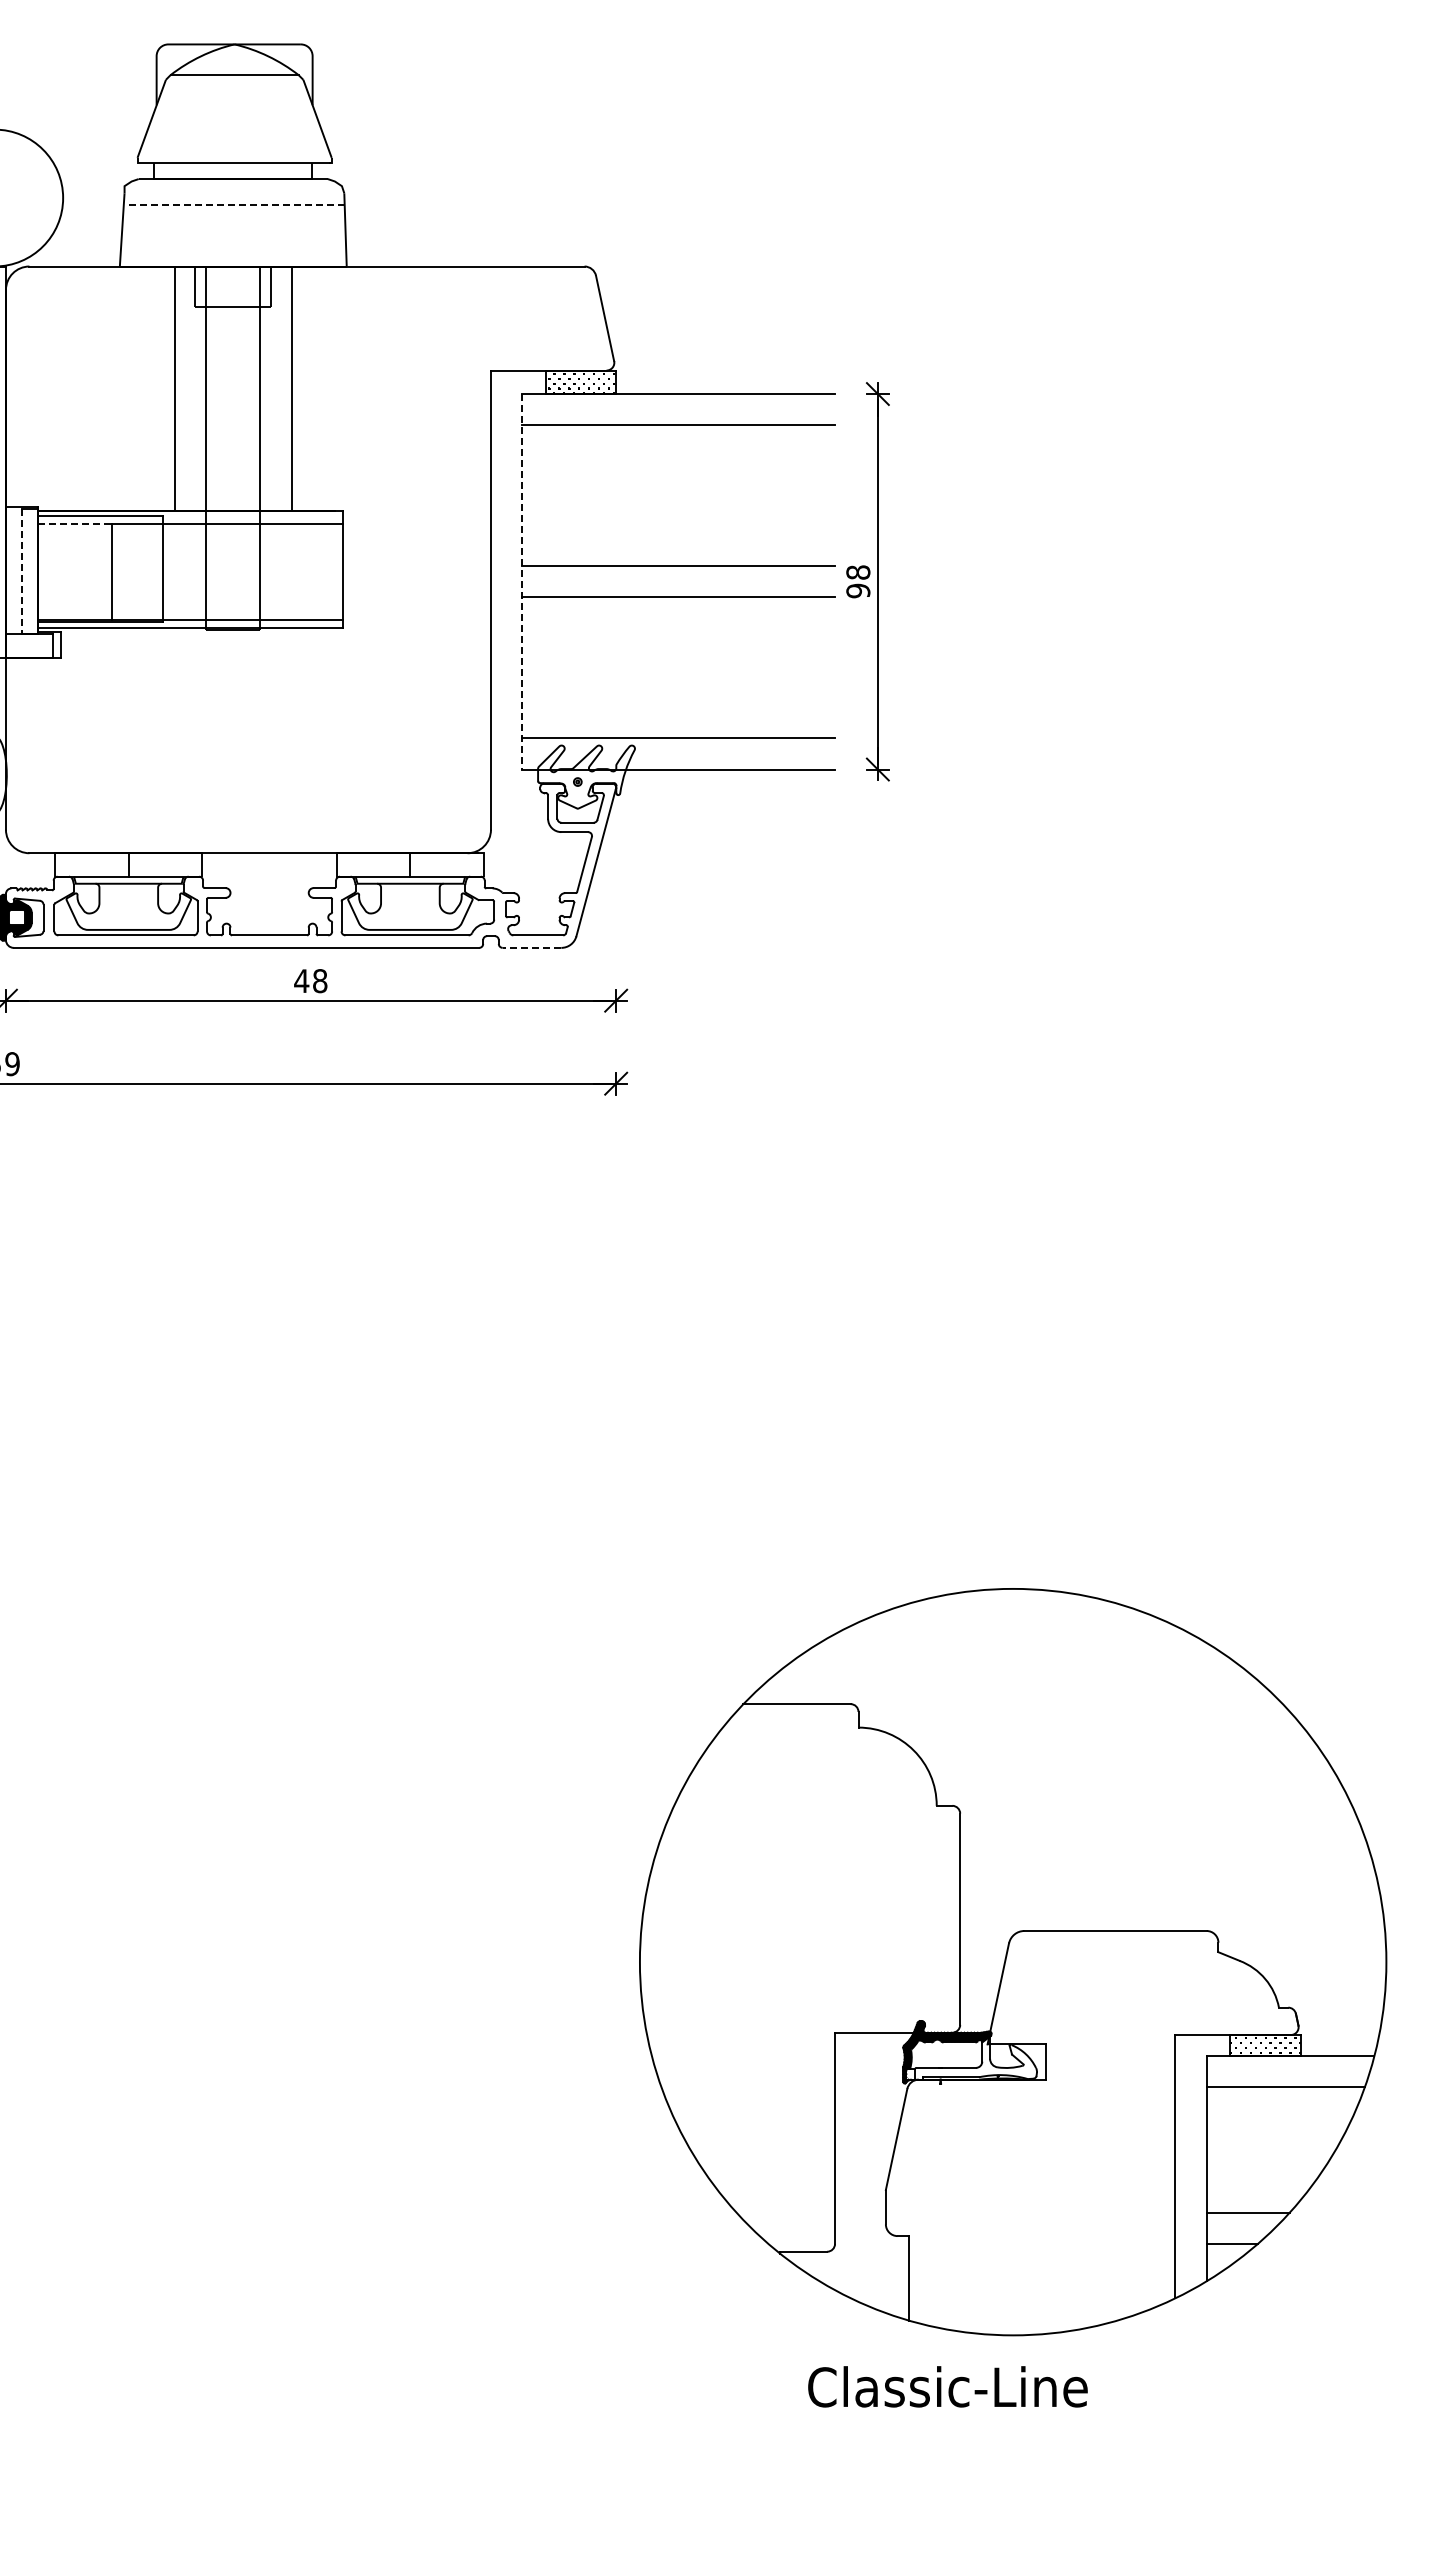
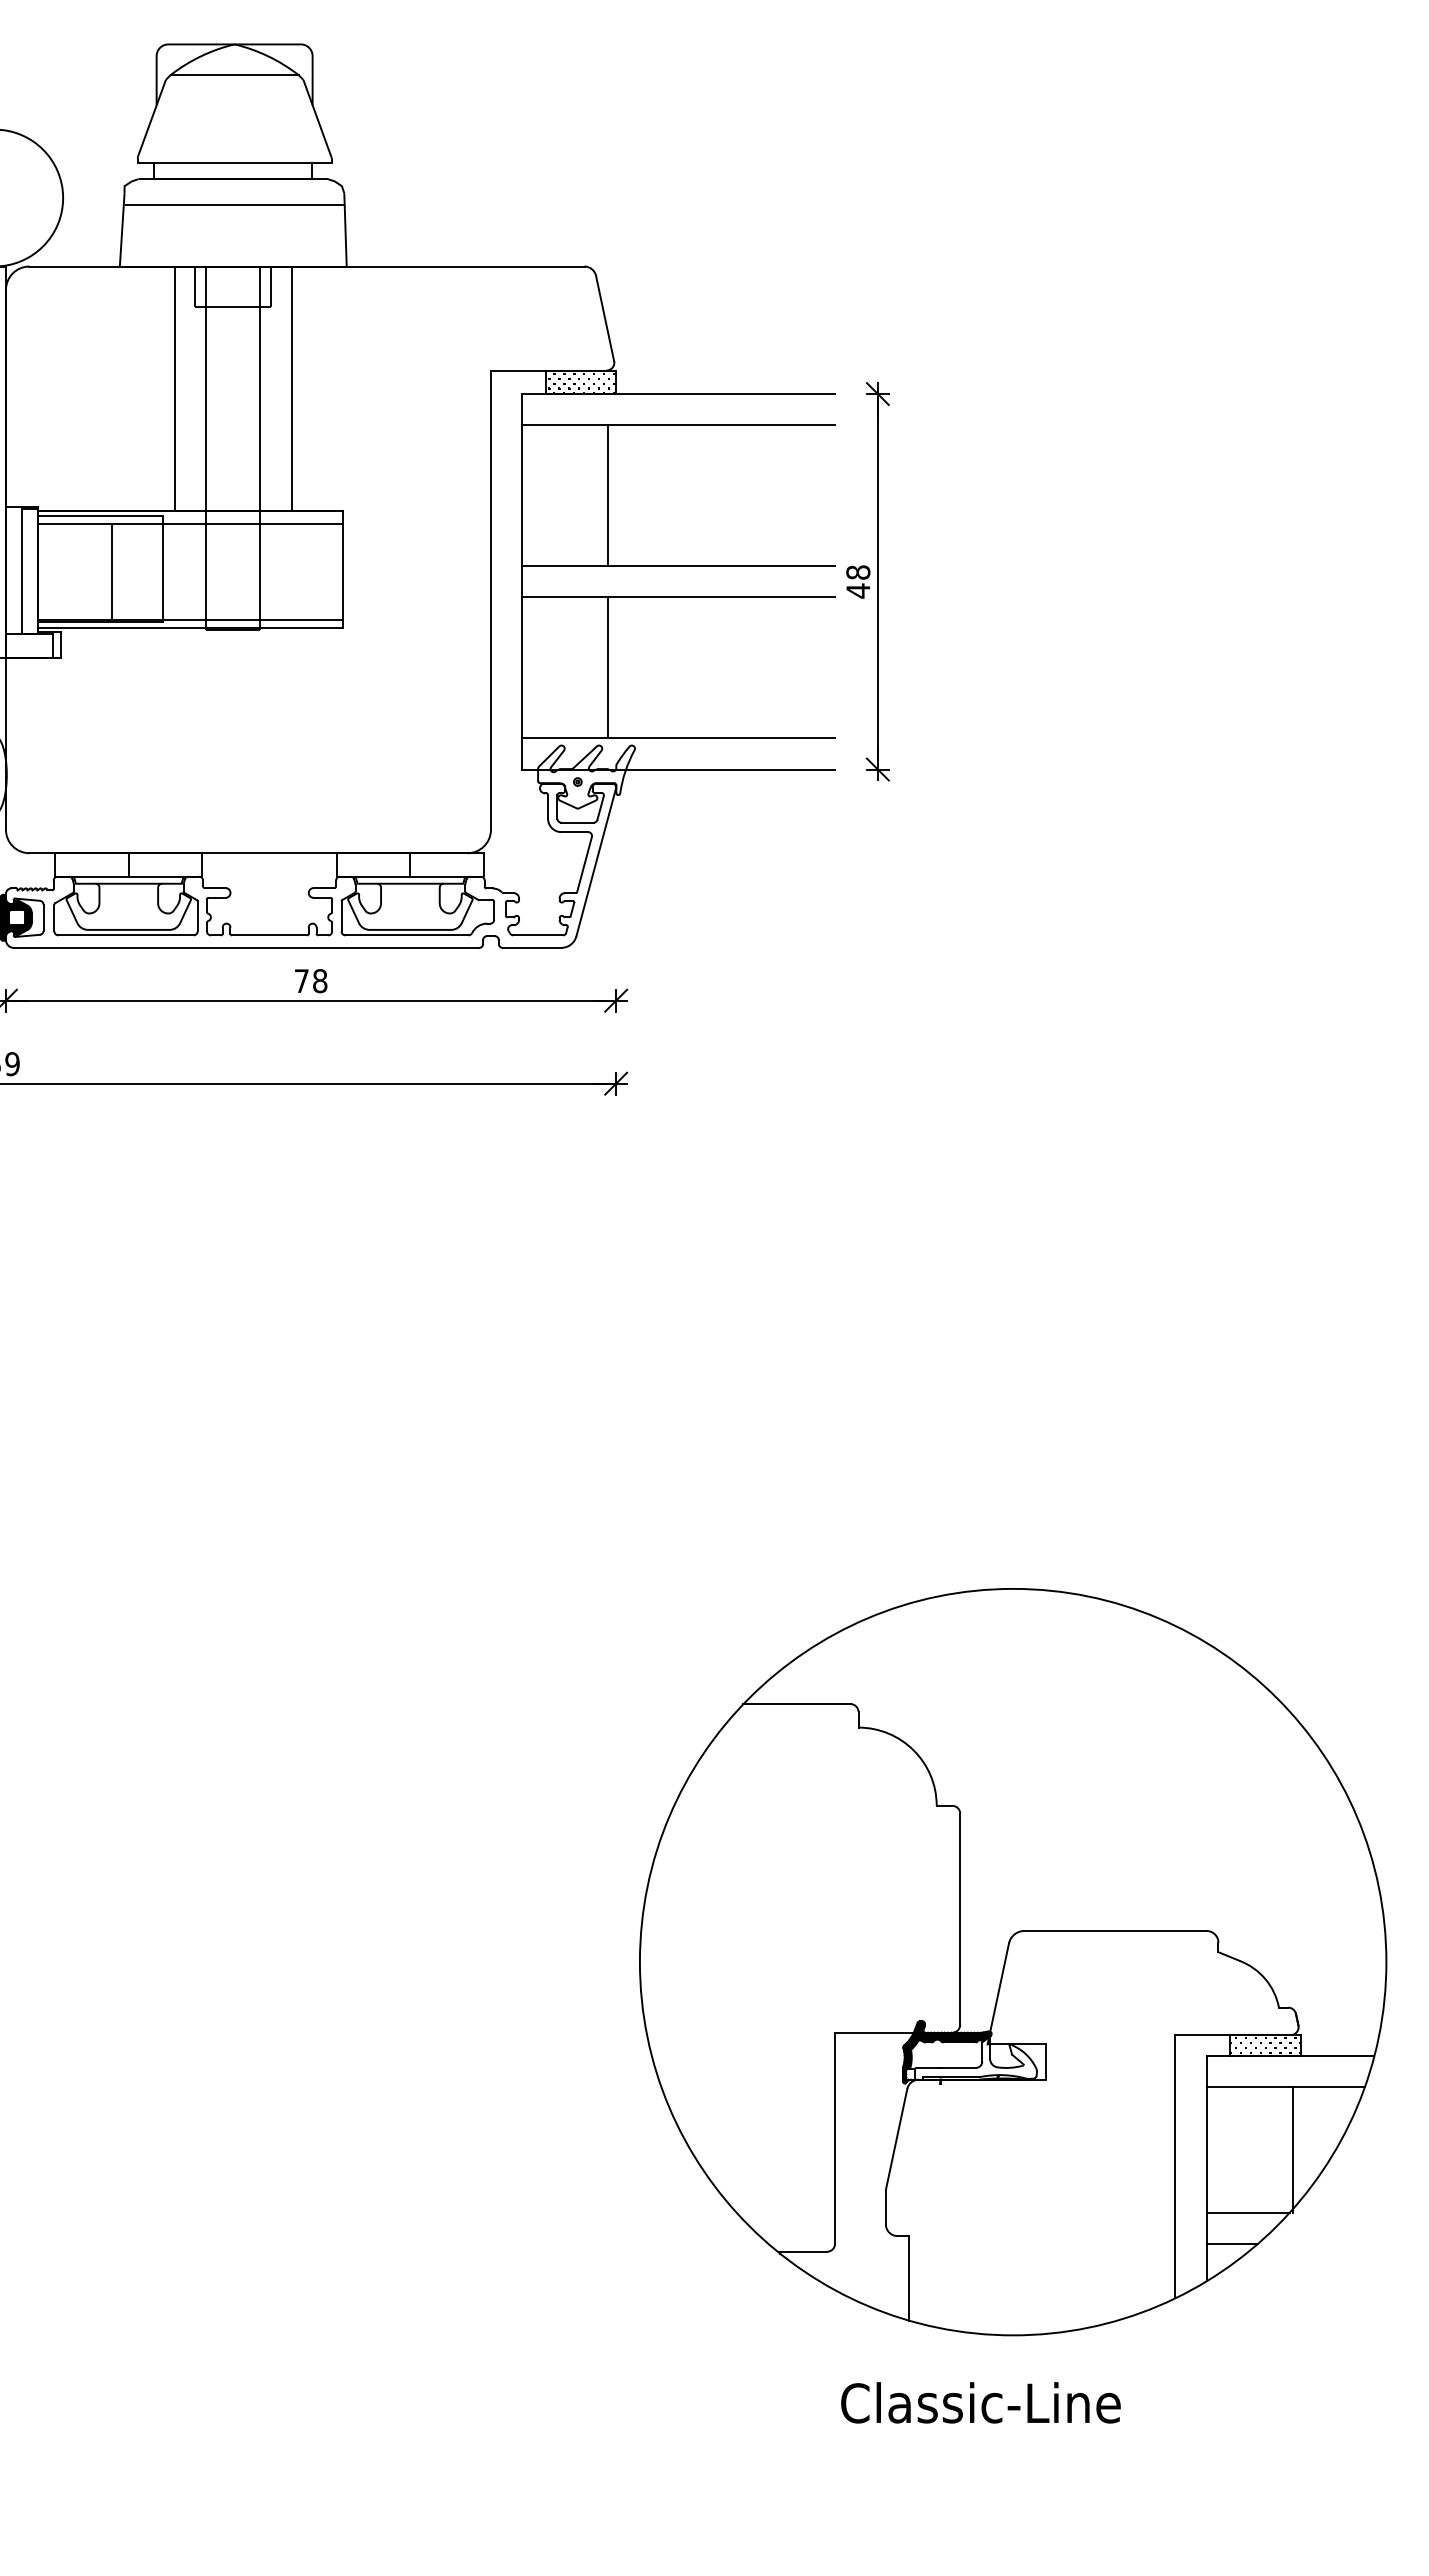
line: dashed -> solid (234, 205)
line: none -> present (608, 495)
line: dashed -> solid (75, 523)
line: dashed -> solid (22, 571)
line: dashed -> solid (522, 581)
text: 98 -> 48 (858, 590)
line: none -> present (608, 667)
line: dashed -> solid (531, 947)
text: 48 -> 78 (301, 980)
line: none -> present (1292, 2149)
text position: (947, 2386) -> (980, 2402) (980, 2402)
